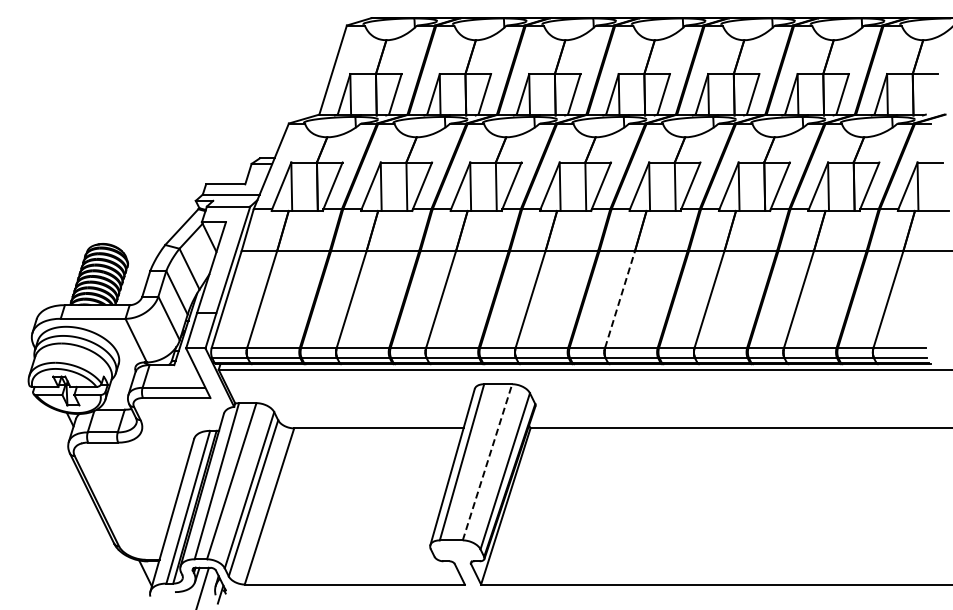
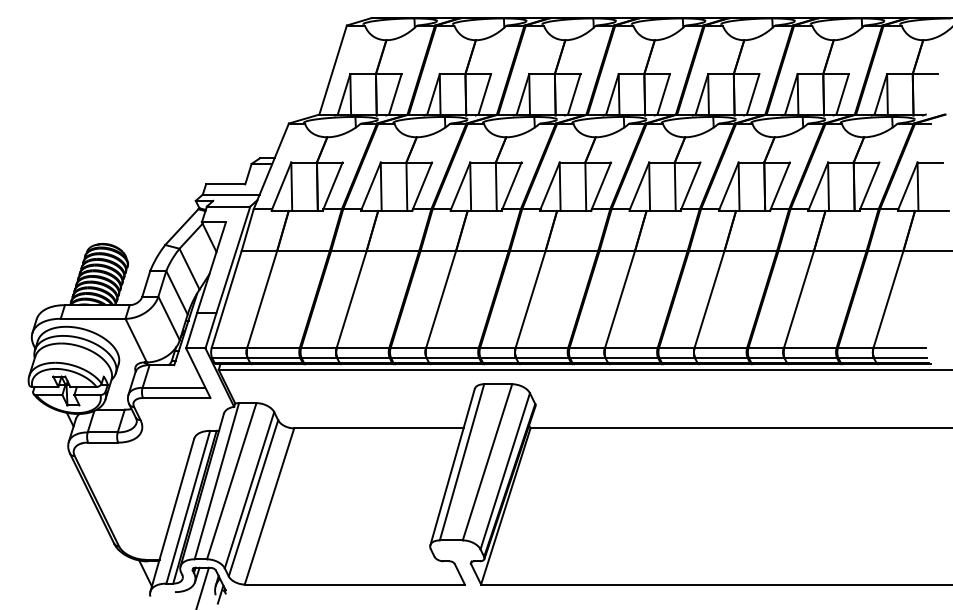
line: dashed -> solid (620, 299)
line: dashed -> solid (487, 462)
